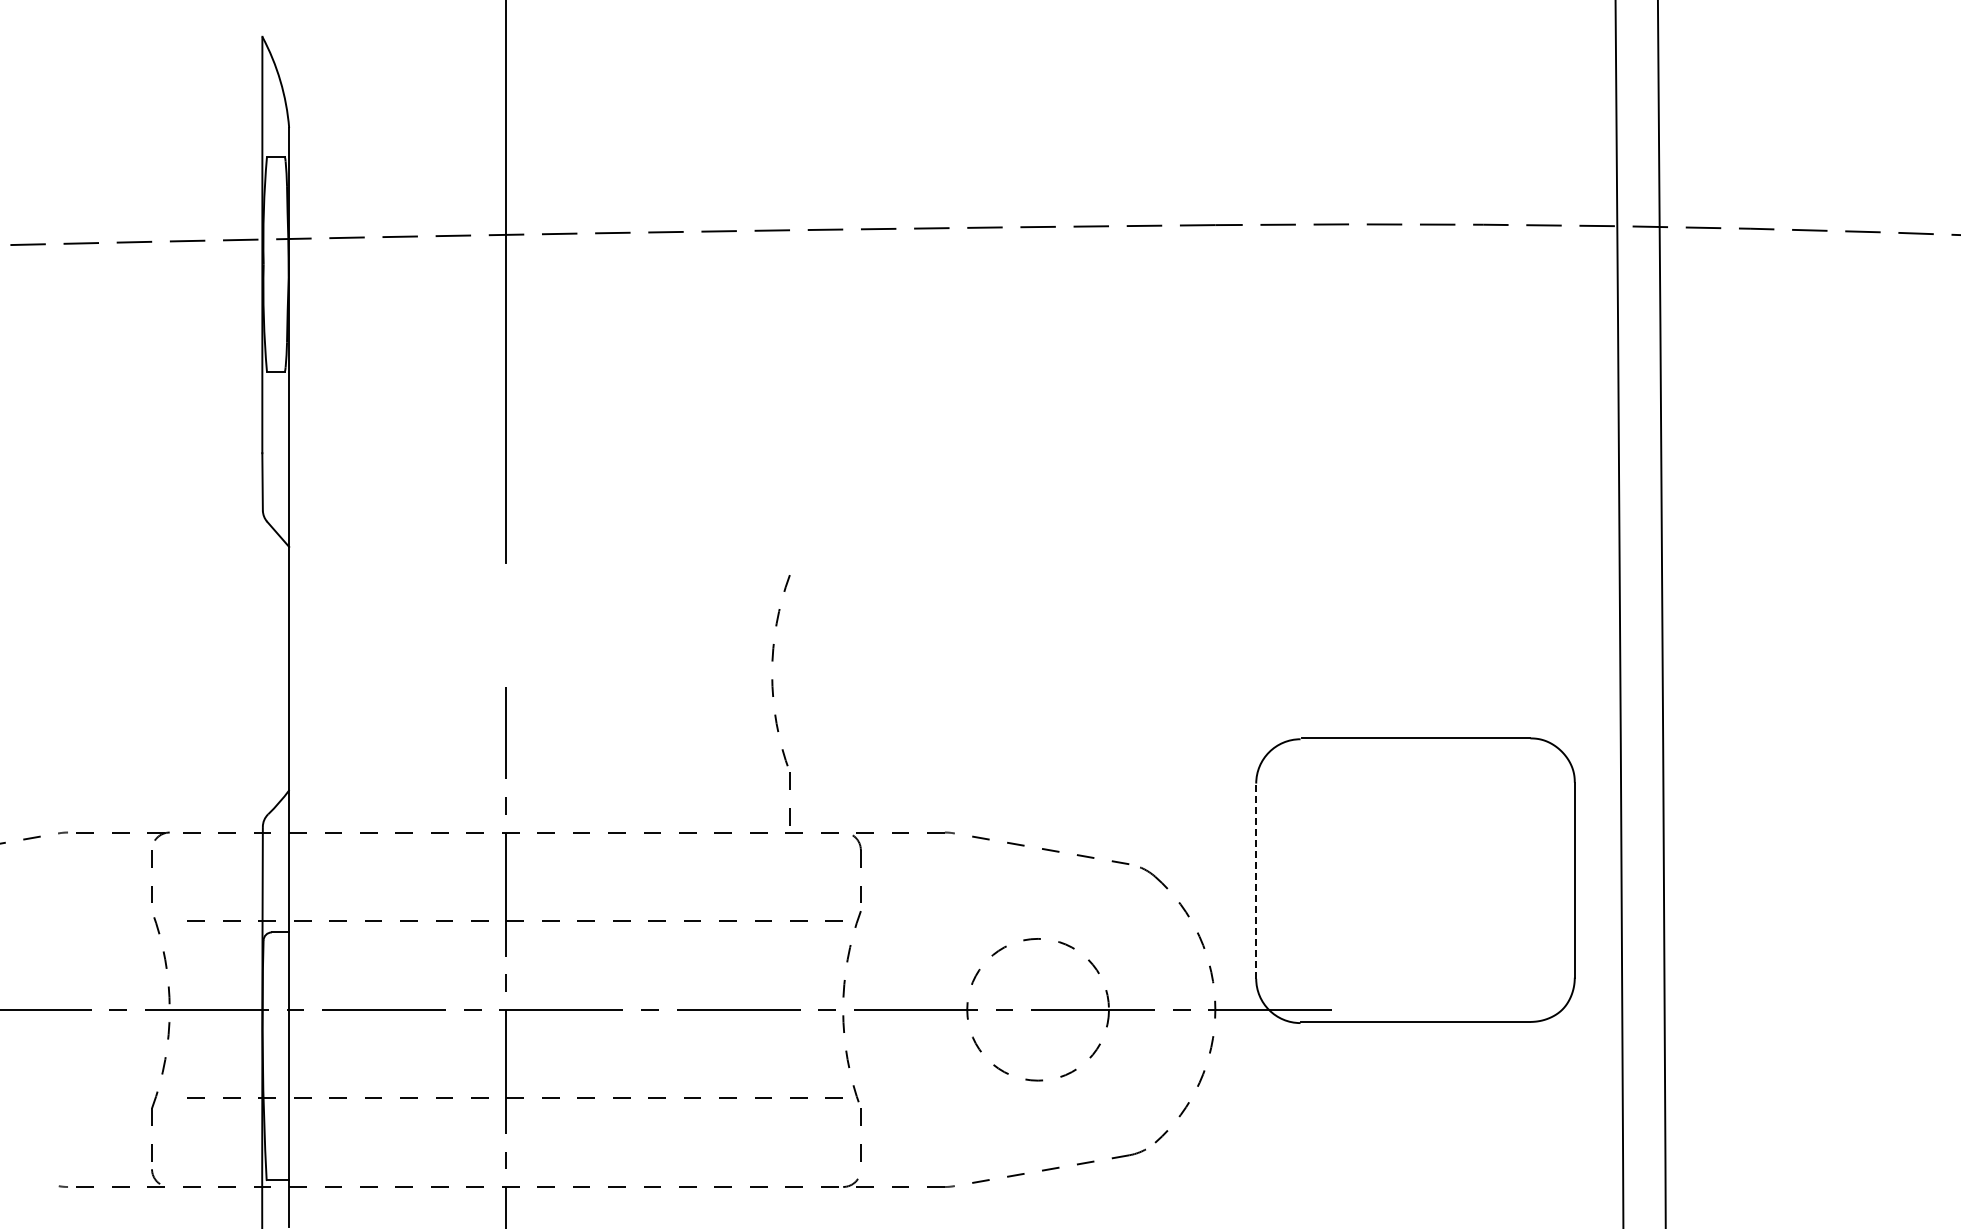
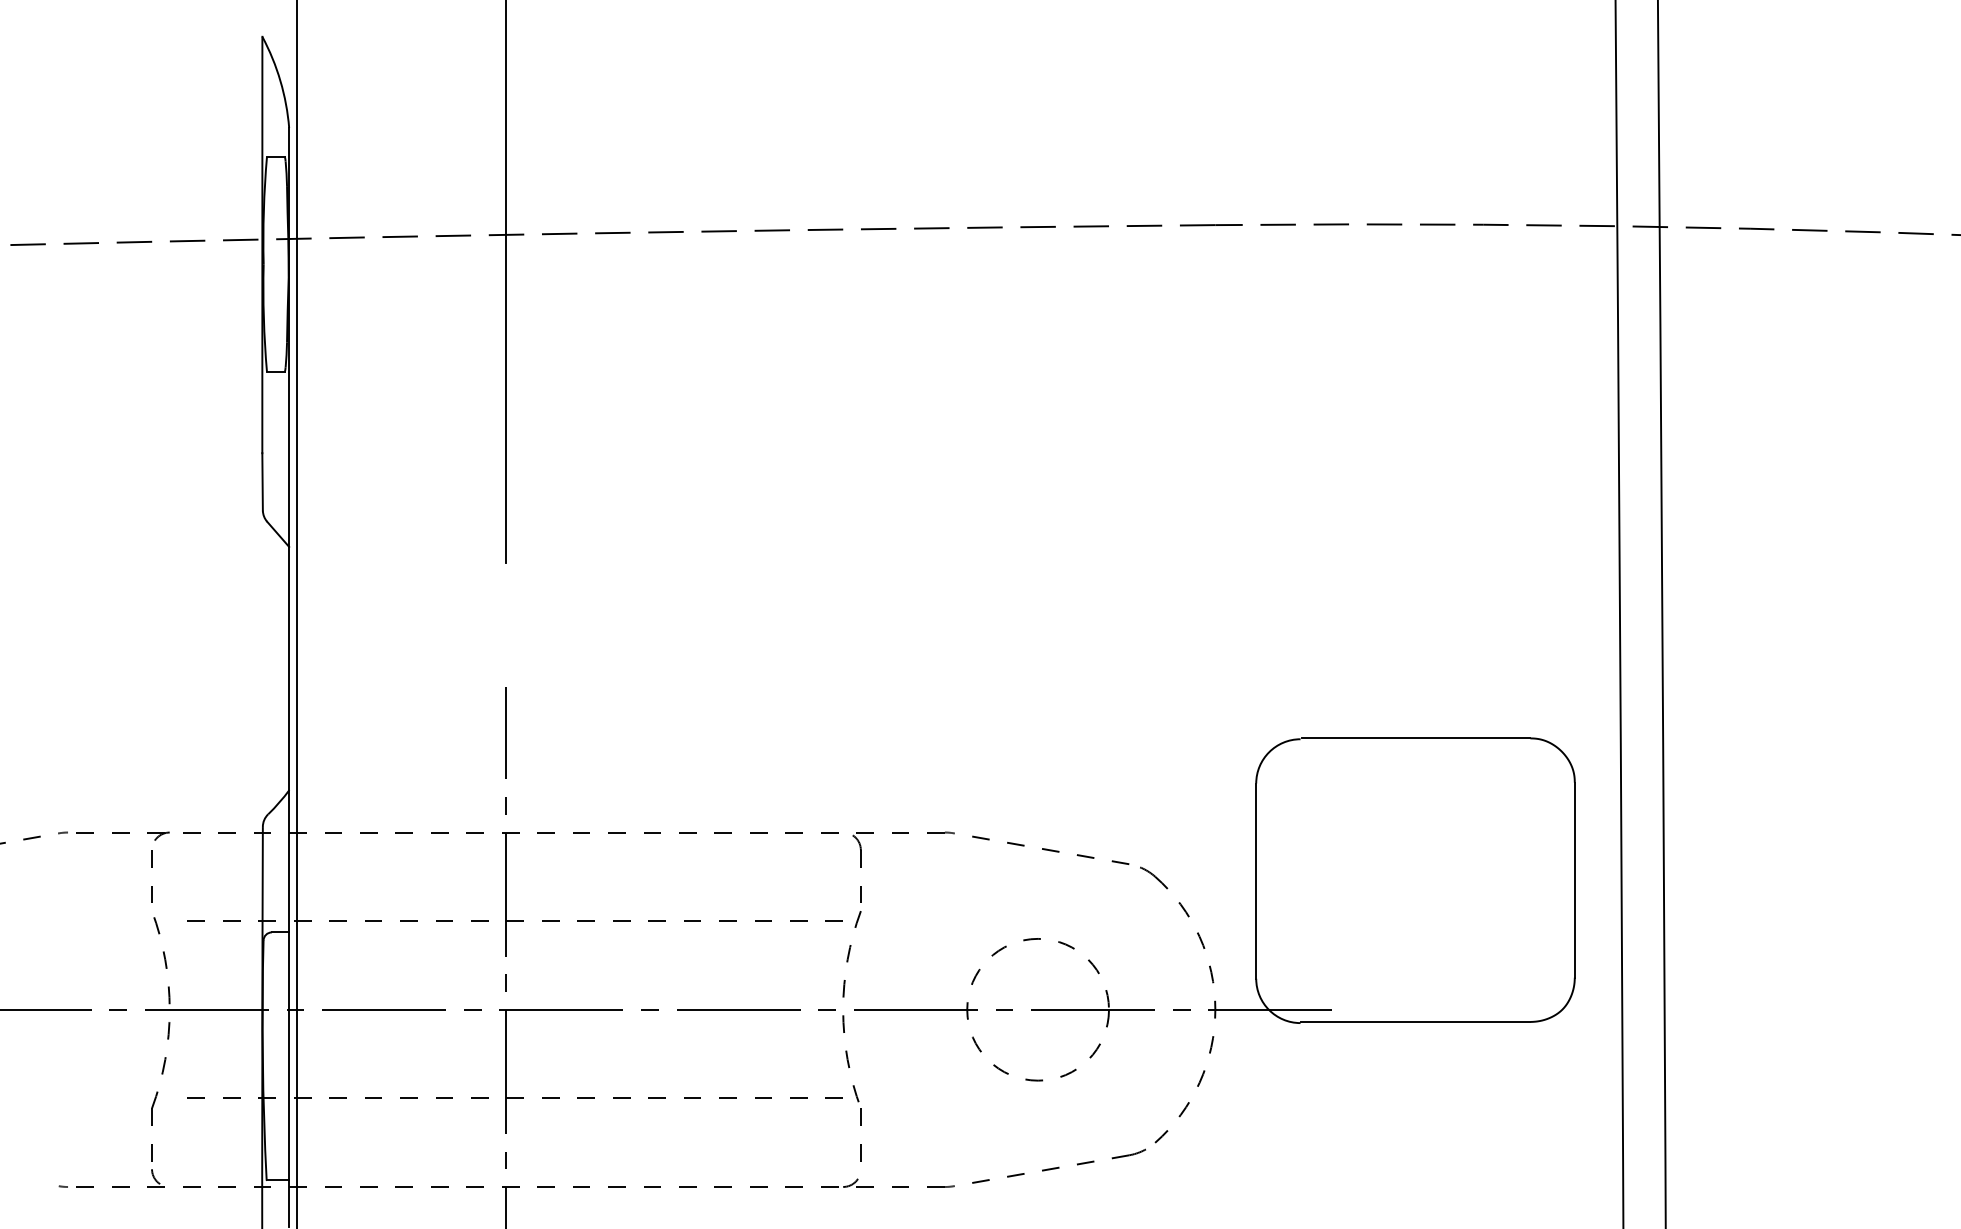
line: none -> present (297, 613)
part: present -> none (773, 696)
line: dashed -> solid (1256, 881)
